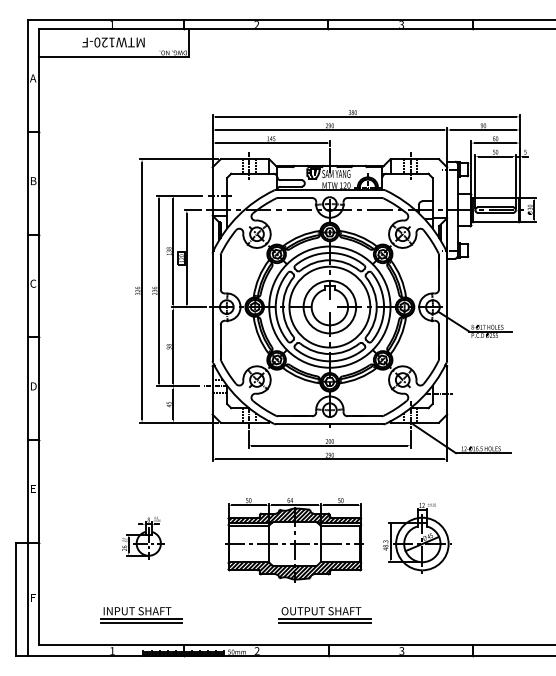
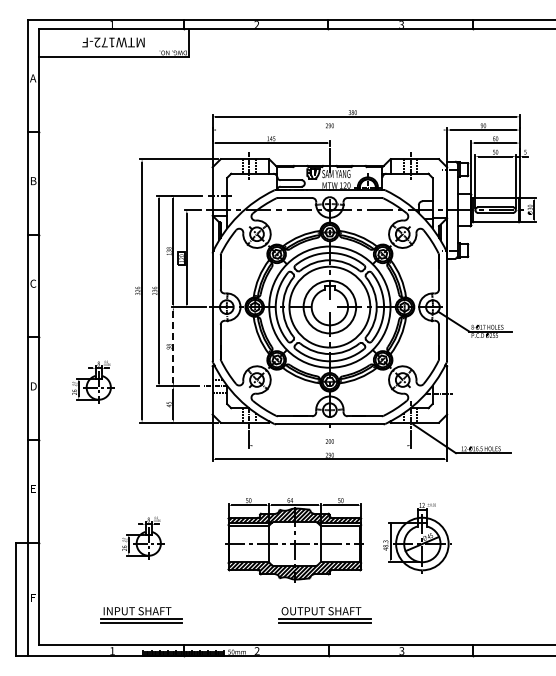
text: MTW120-F -> MTW172-F (100, 42)
line: present -> none (329, 130)
line: solid -> dashed (173, 347)
part: none -> present (93, 381)
line: present -> none (329, 445)
